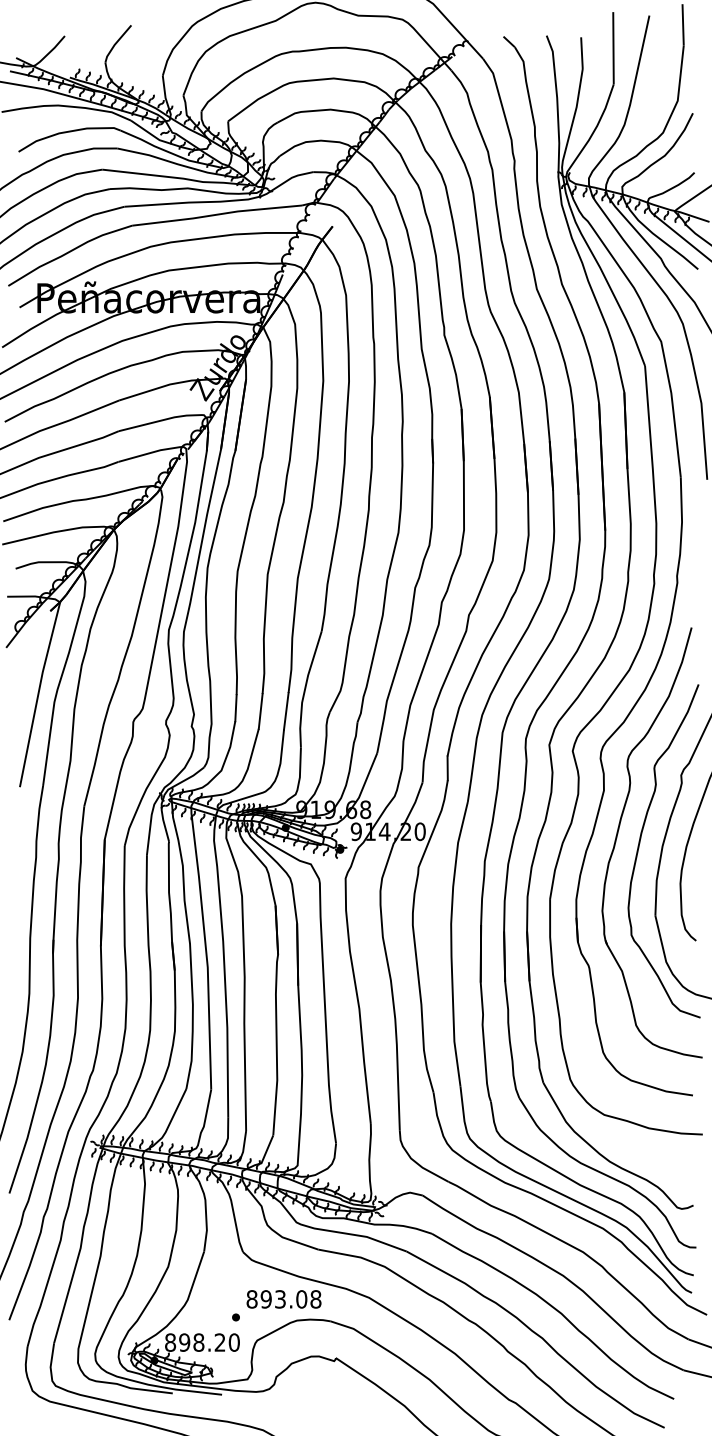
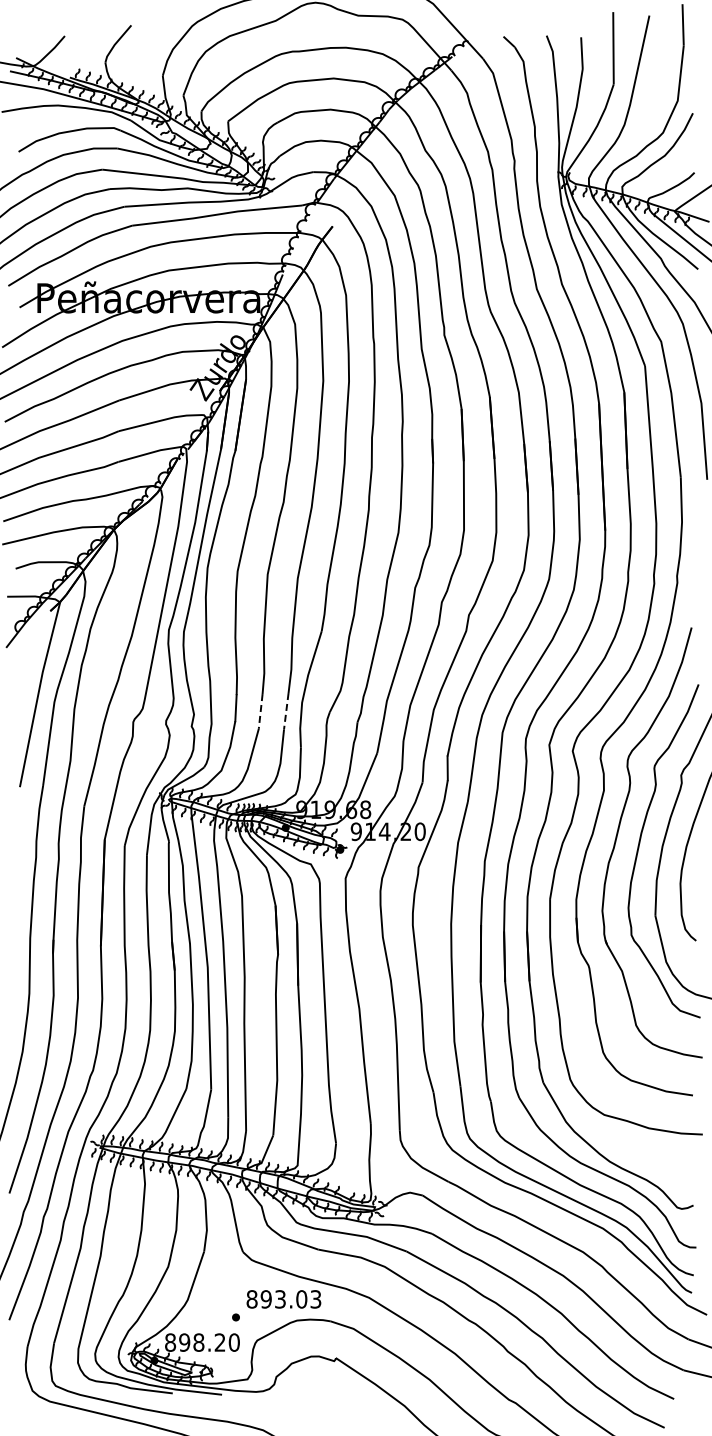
line: solid -> dashed (260, 711)
line: solid -> dashed (286, 711)
text: 893.08 -> 893.03 (315, 1299)
